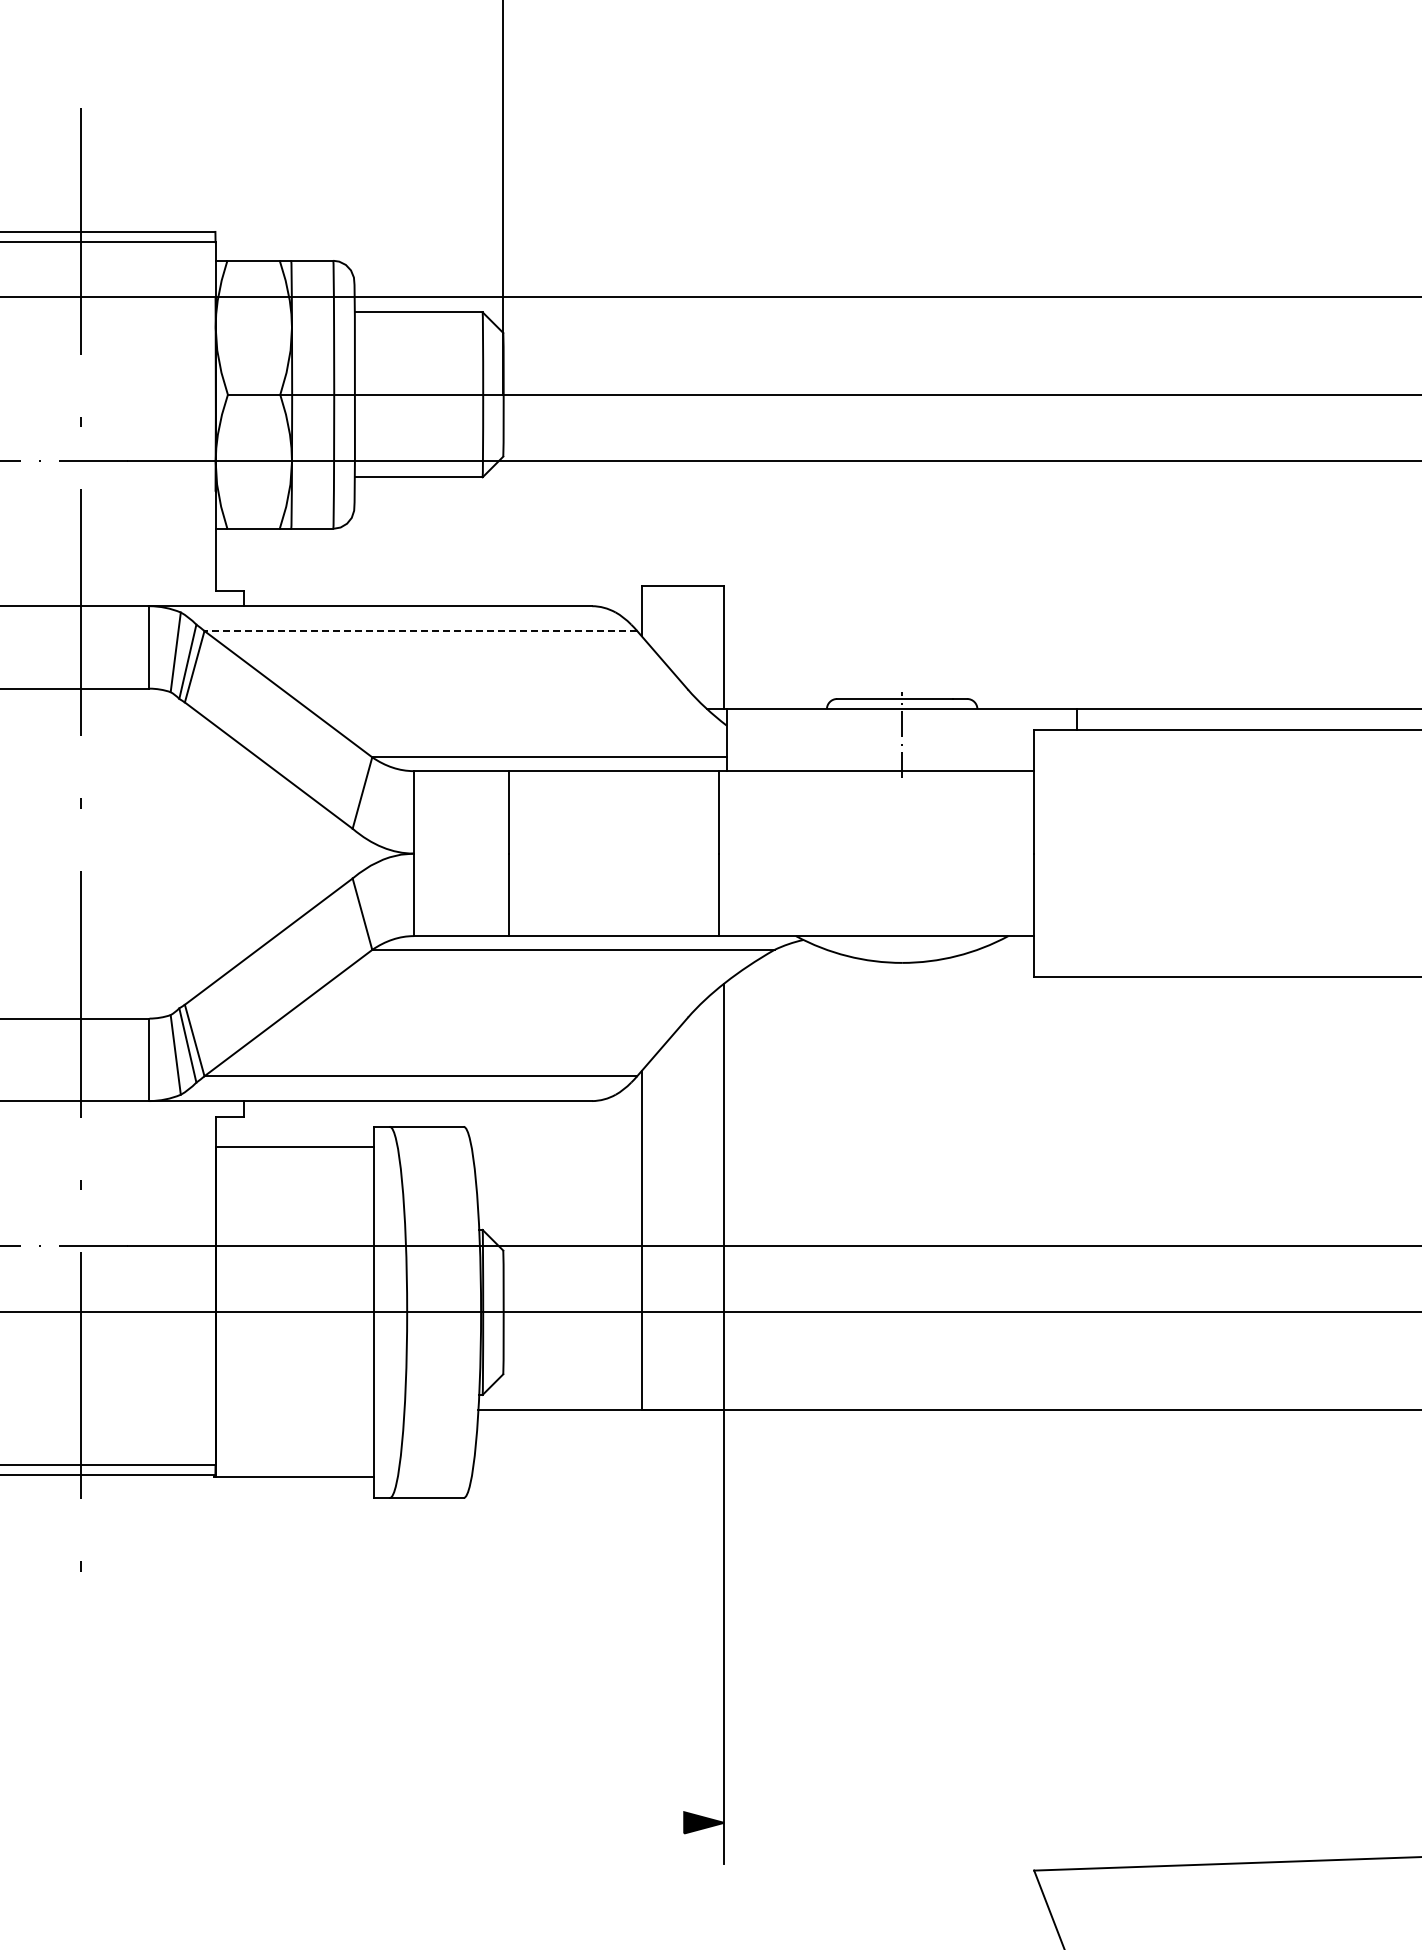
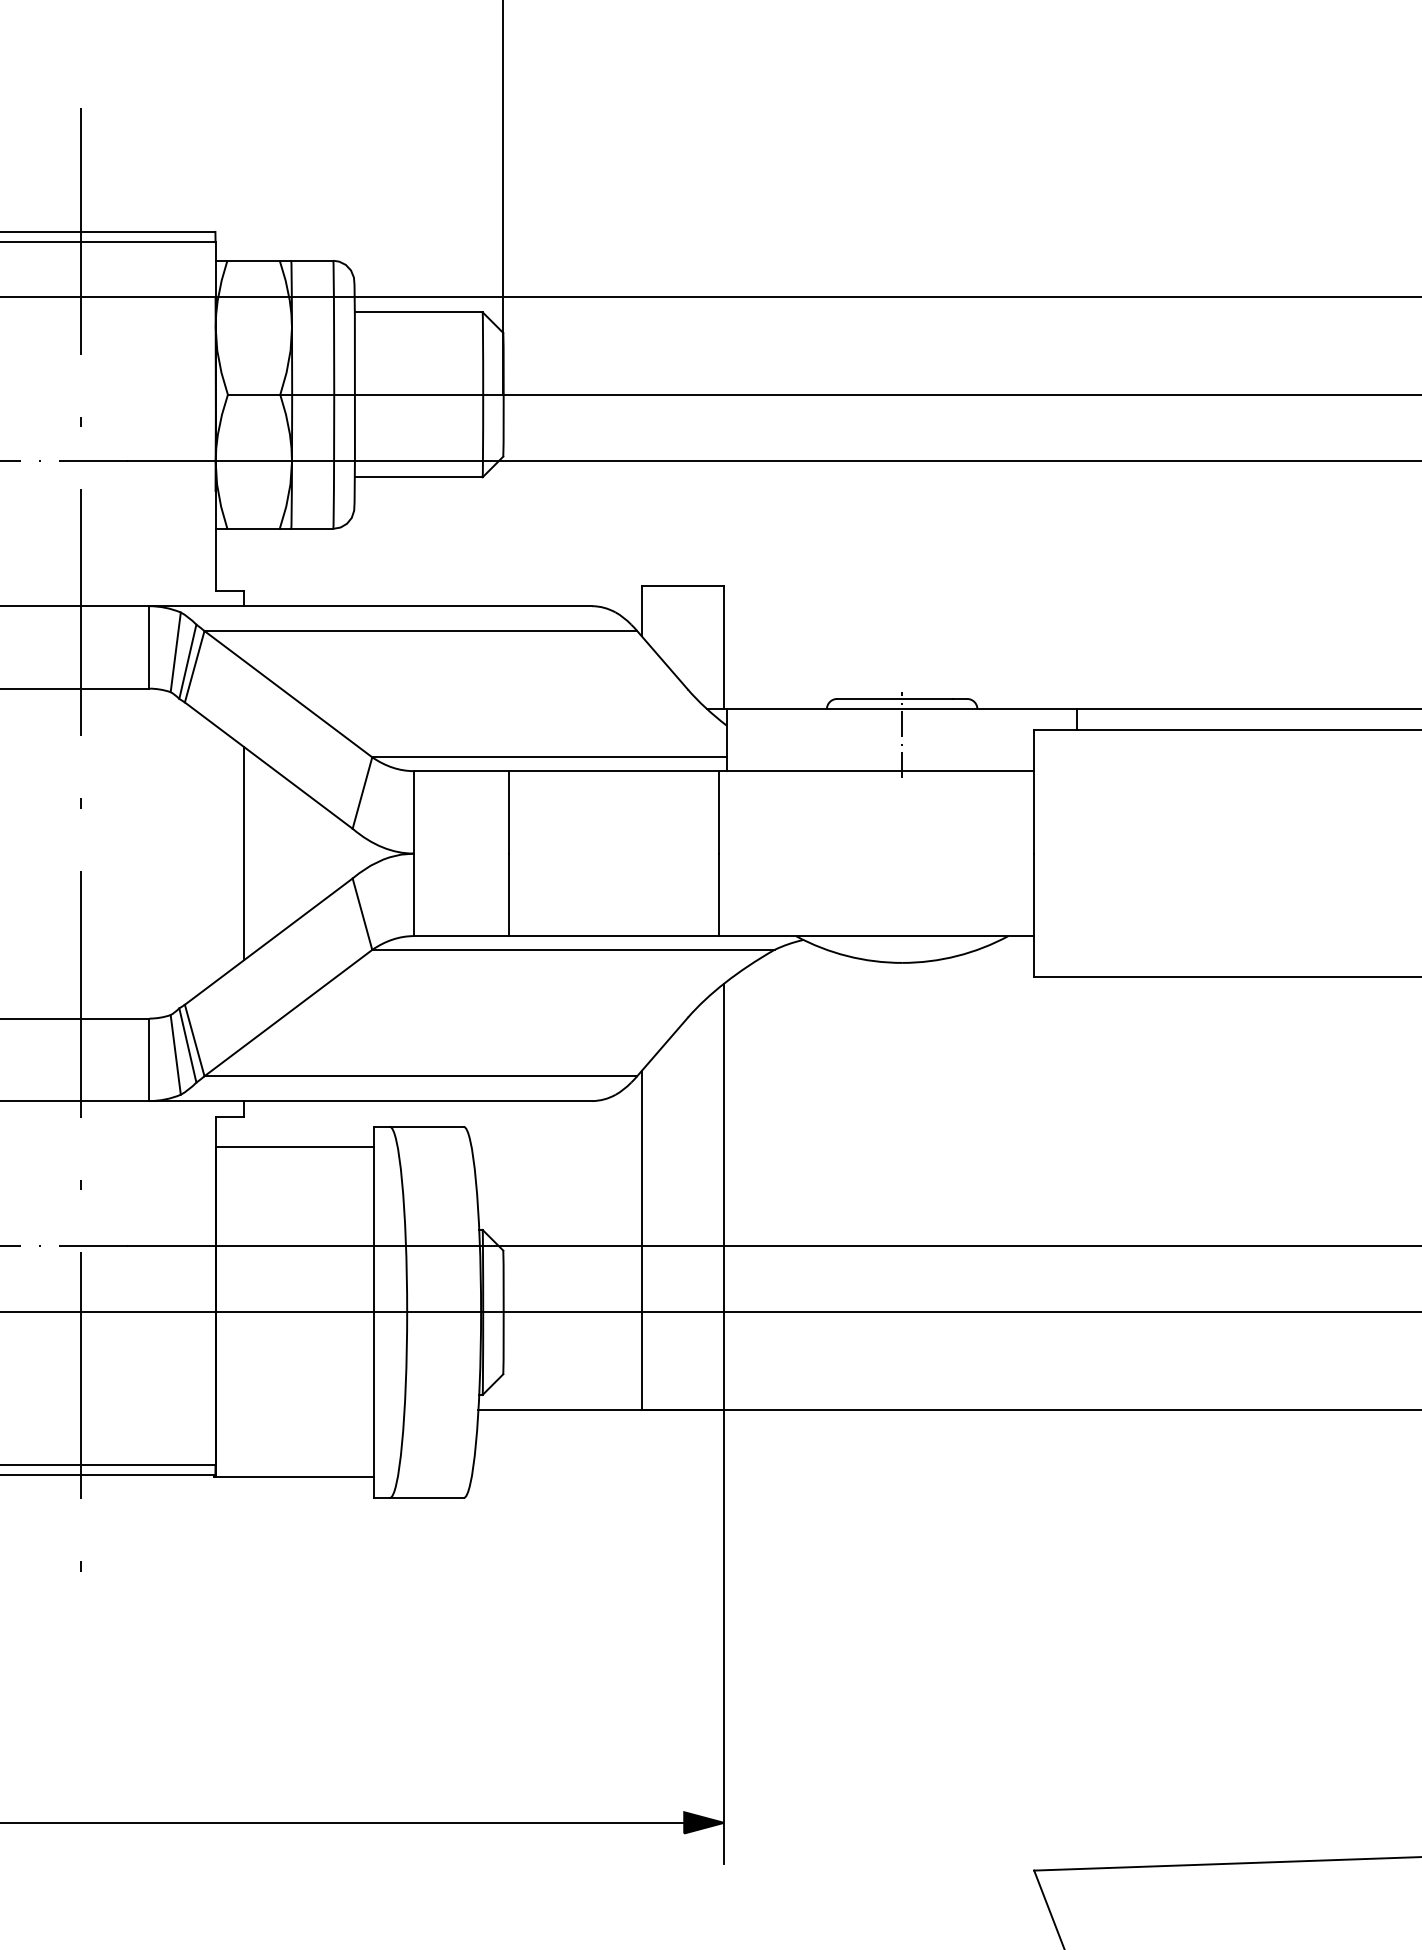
line: dashed -> solid (420, 631)
line: none -> present (243, 853)
line: none -> present (343, 1822)
